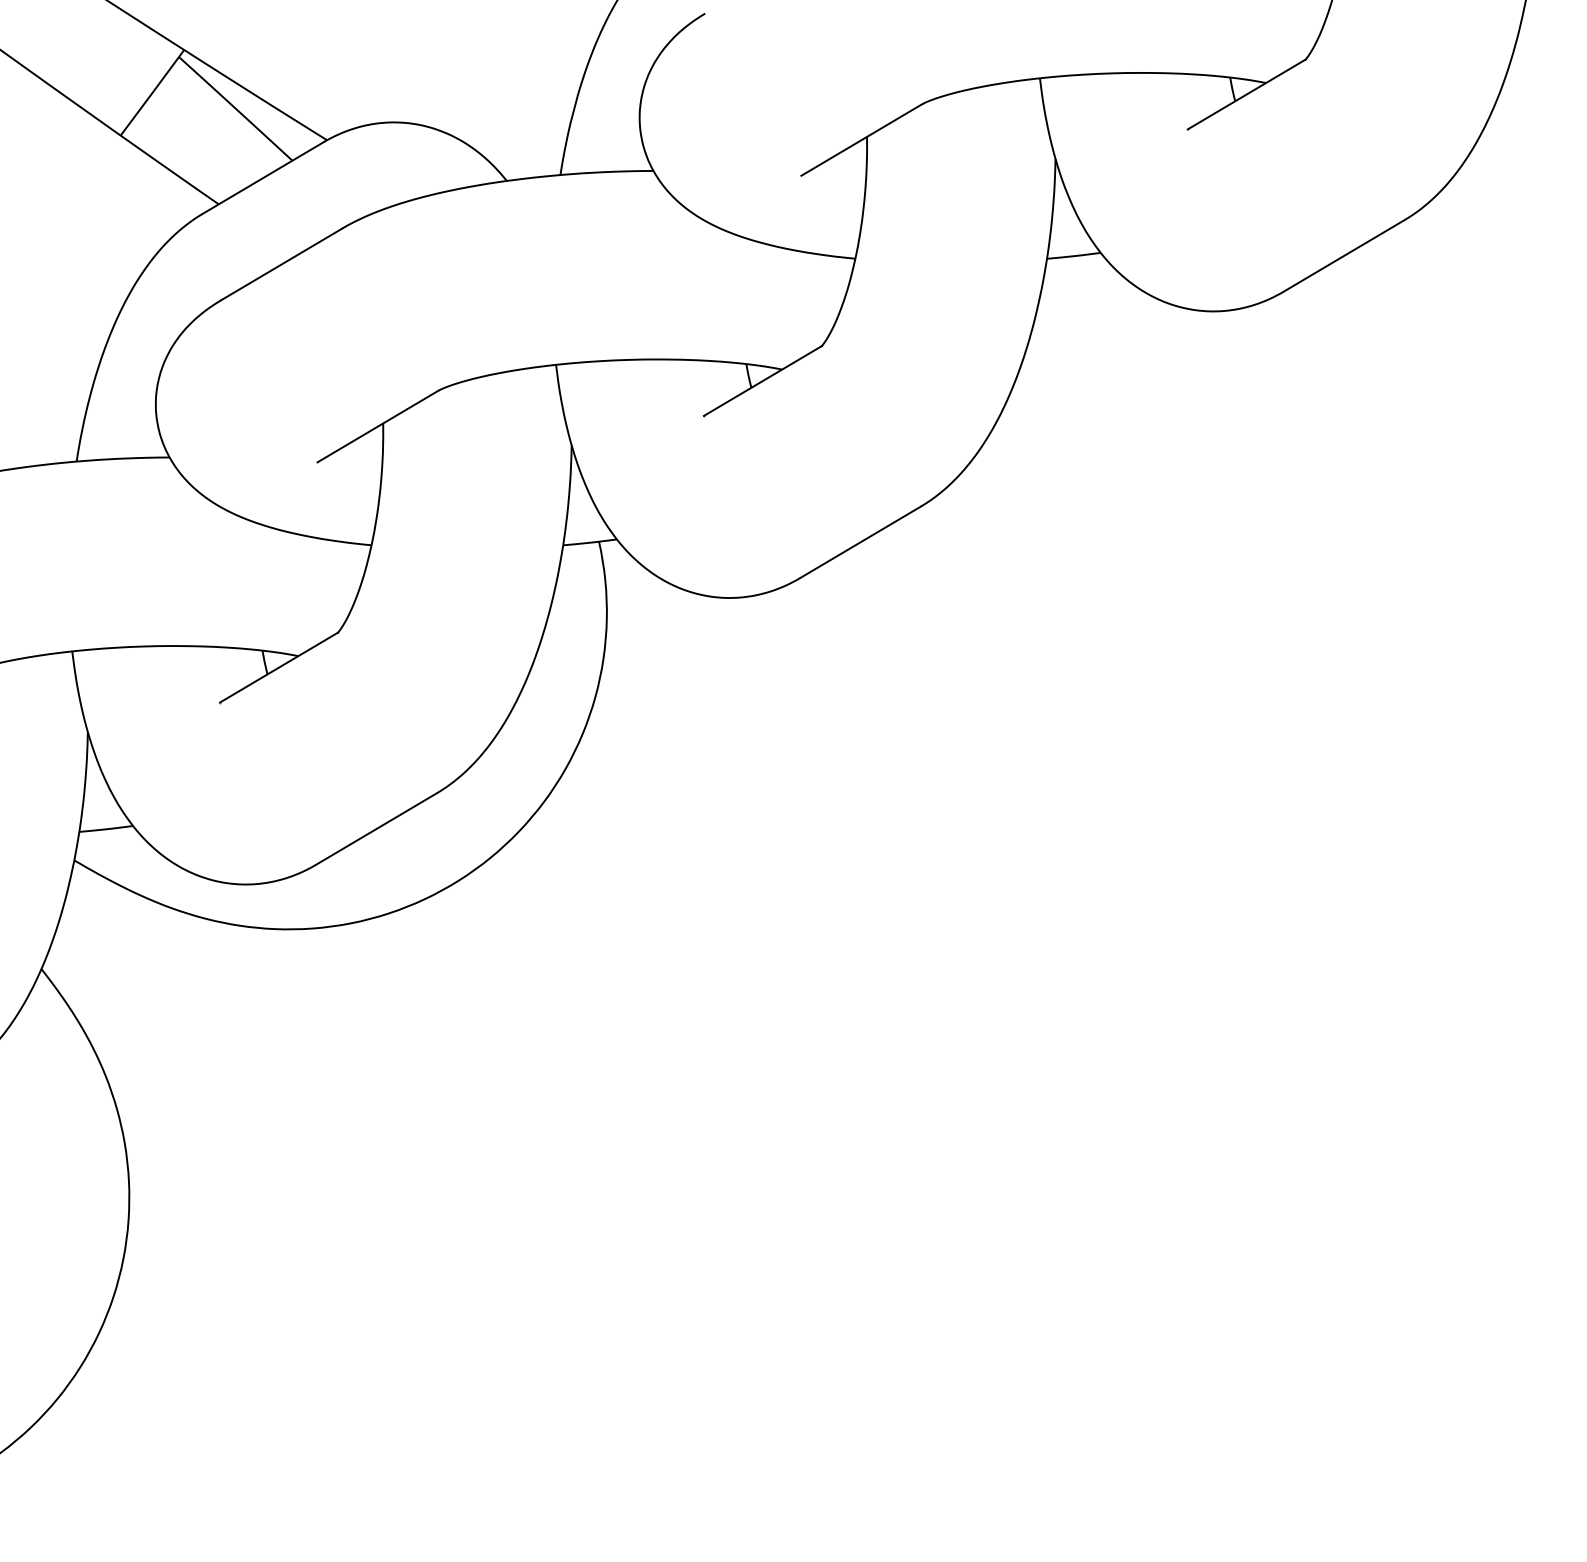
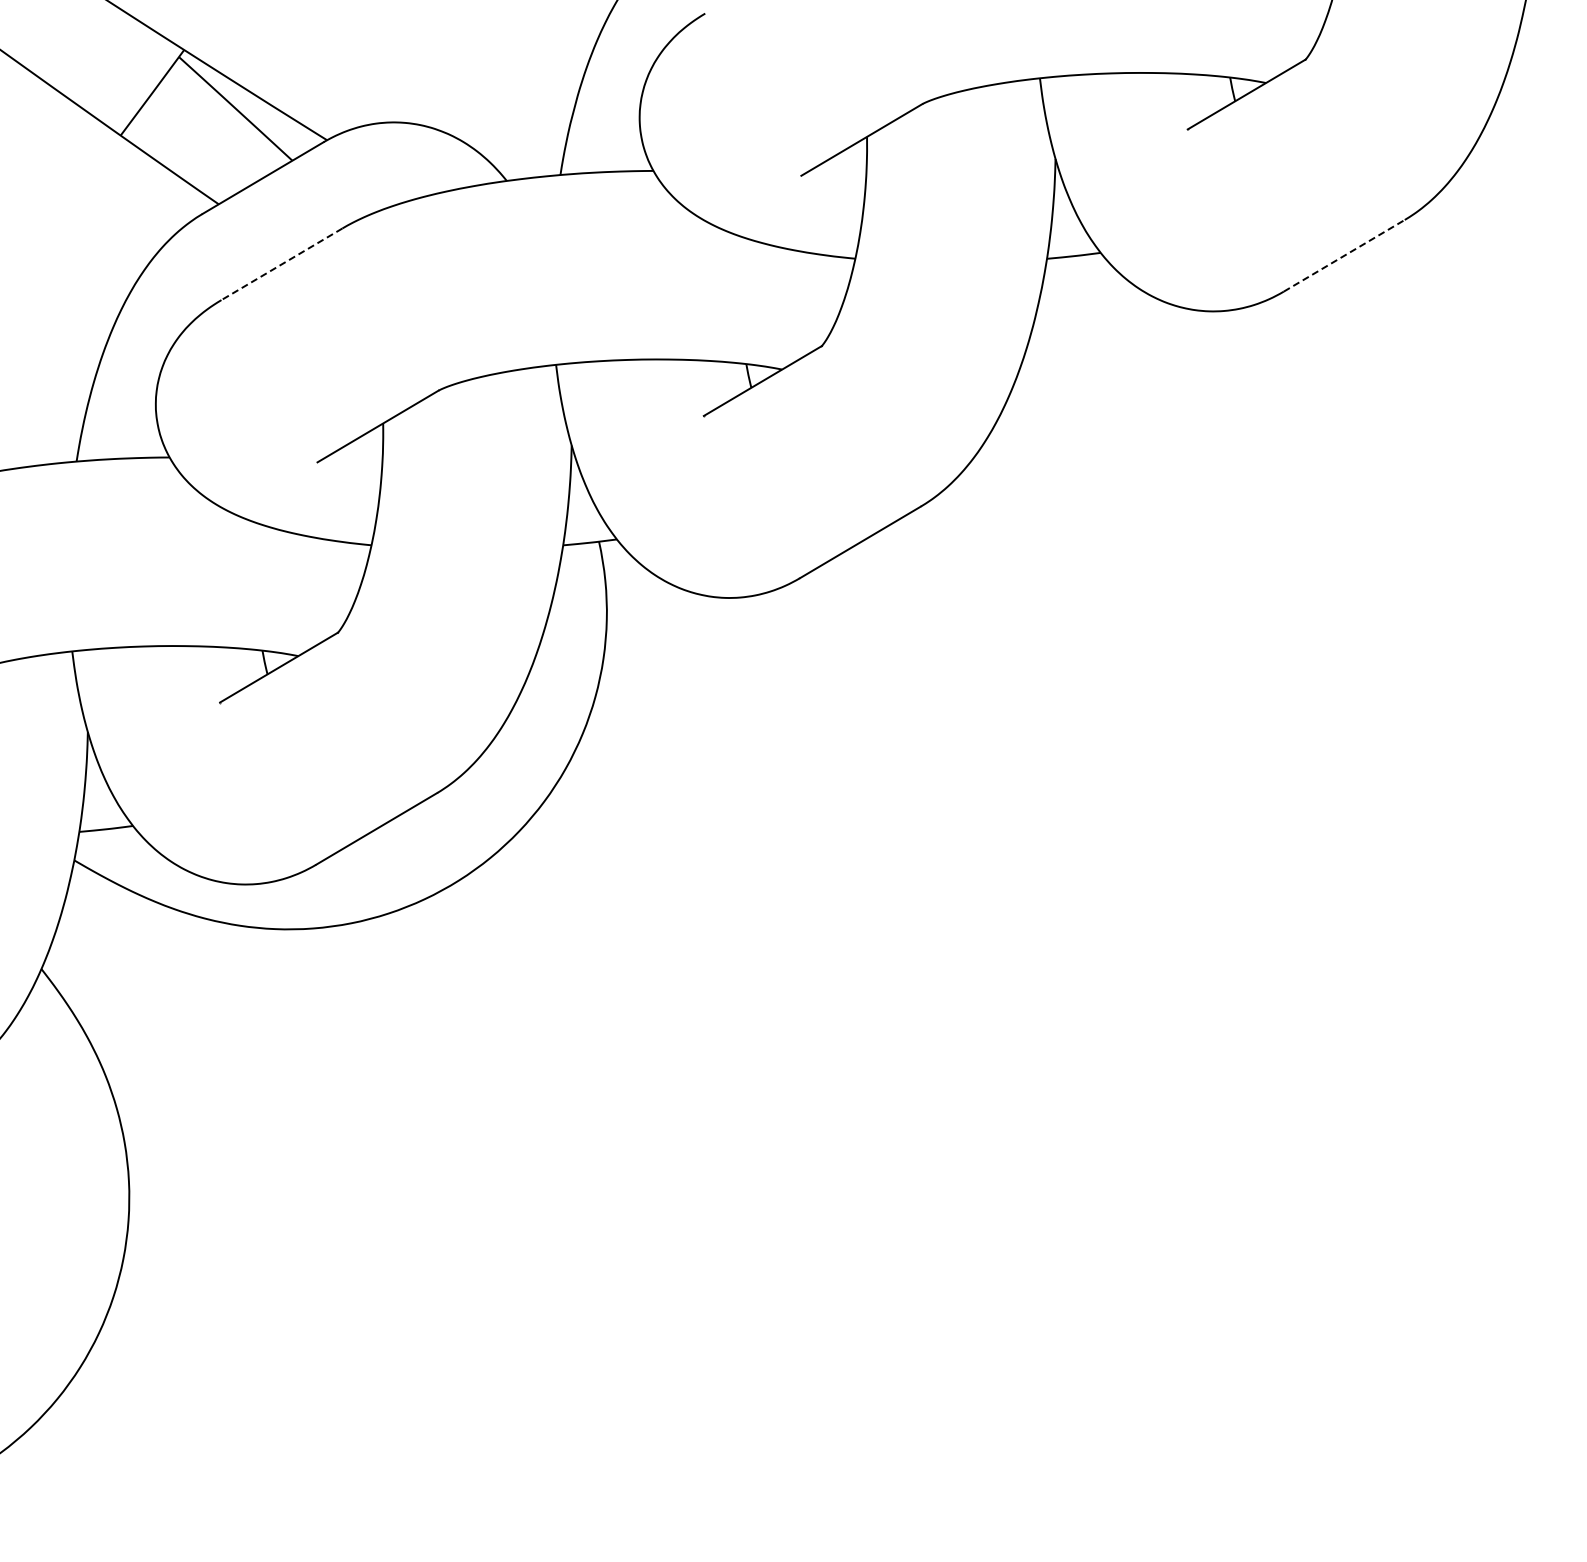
line: solid -> dashed (1344, 255)
line: solid -> dashed (281, 264)
